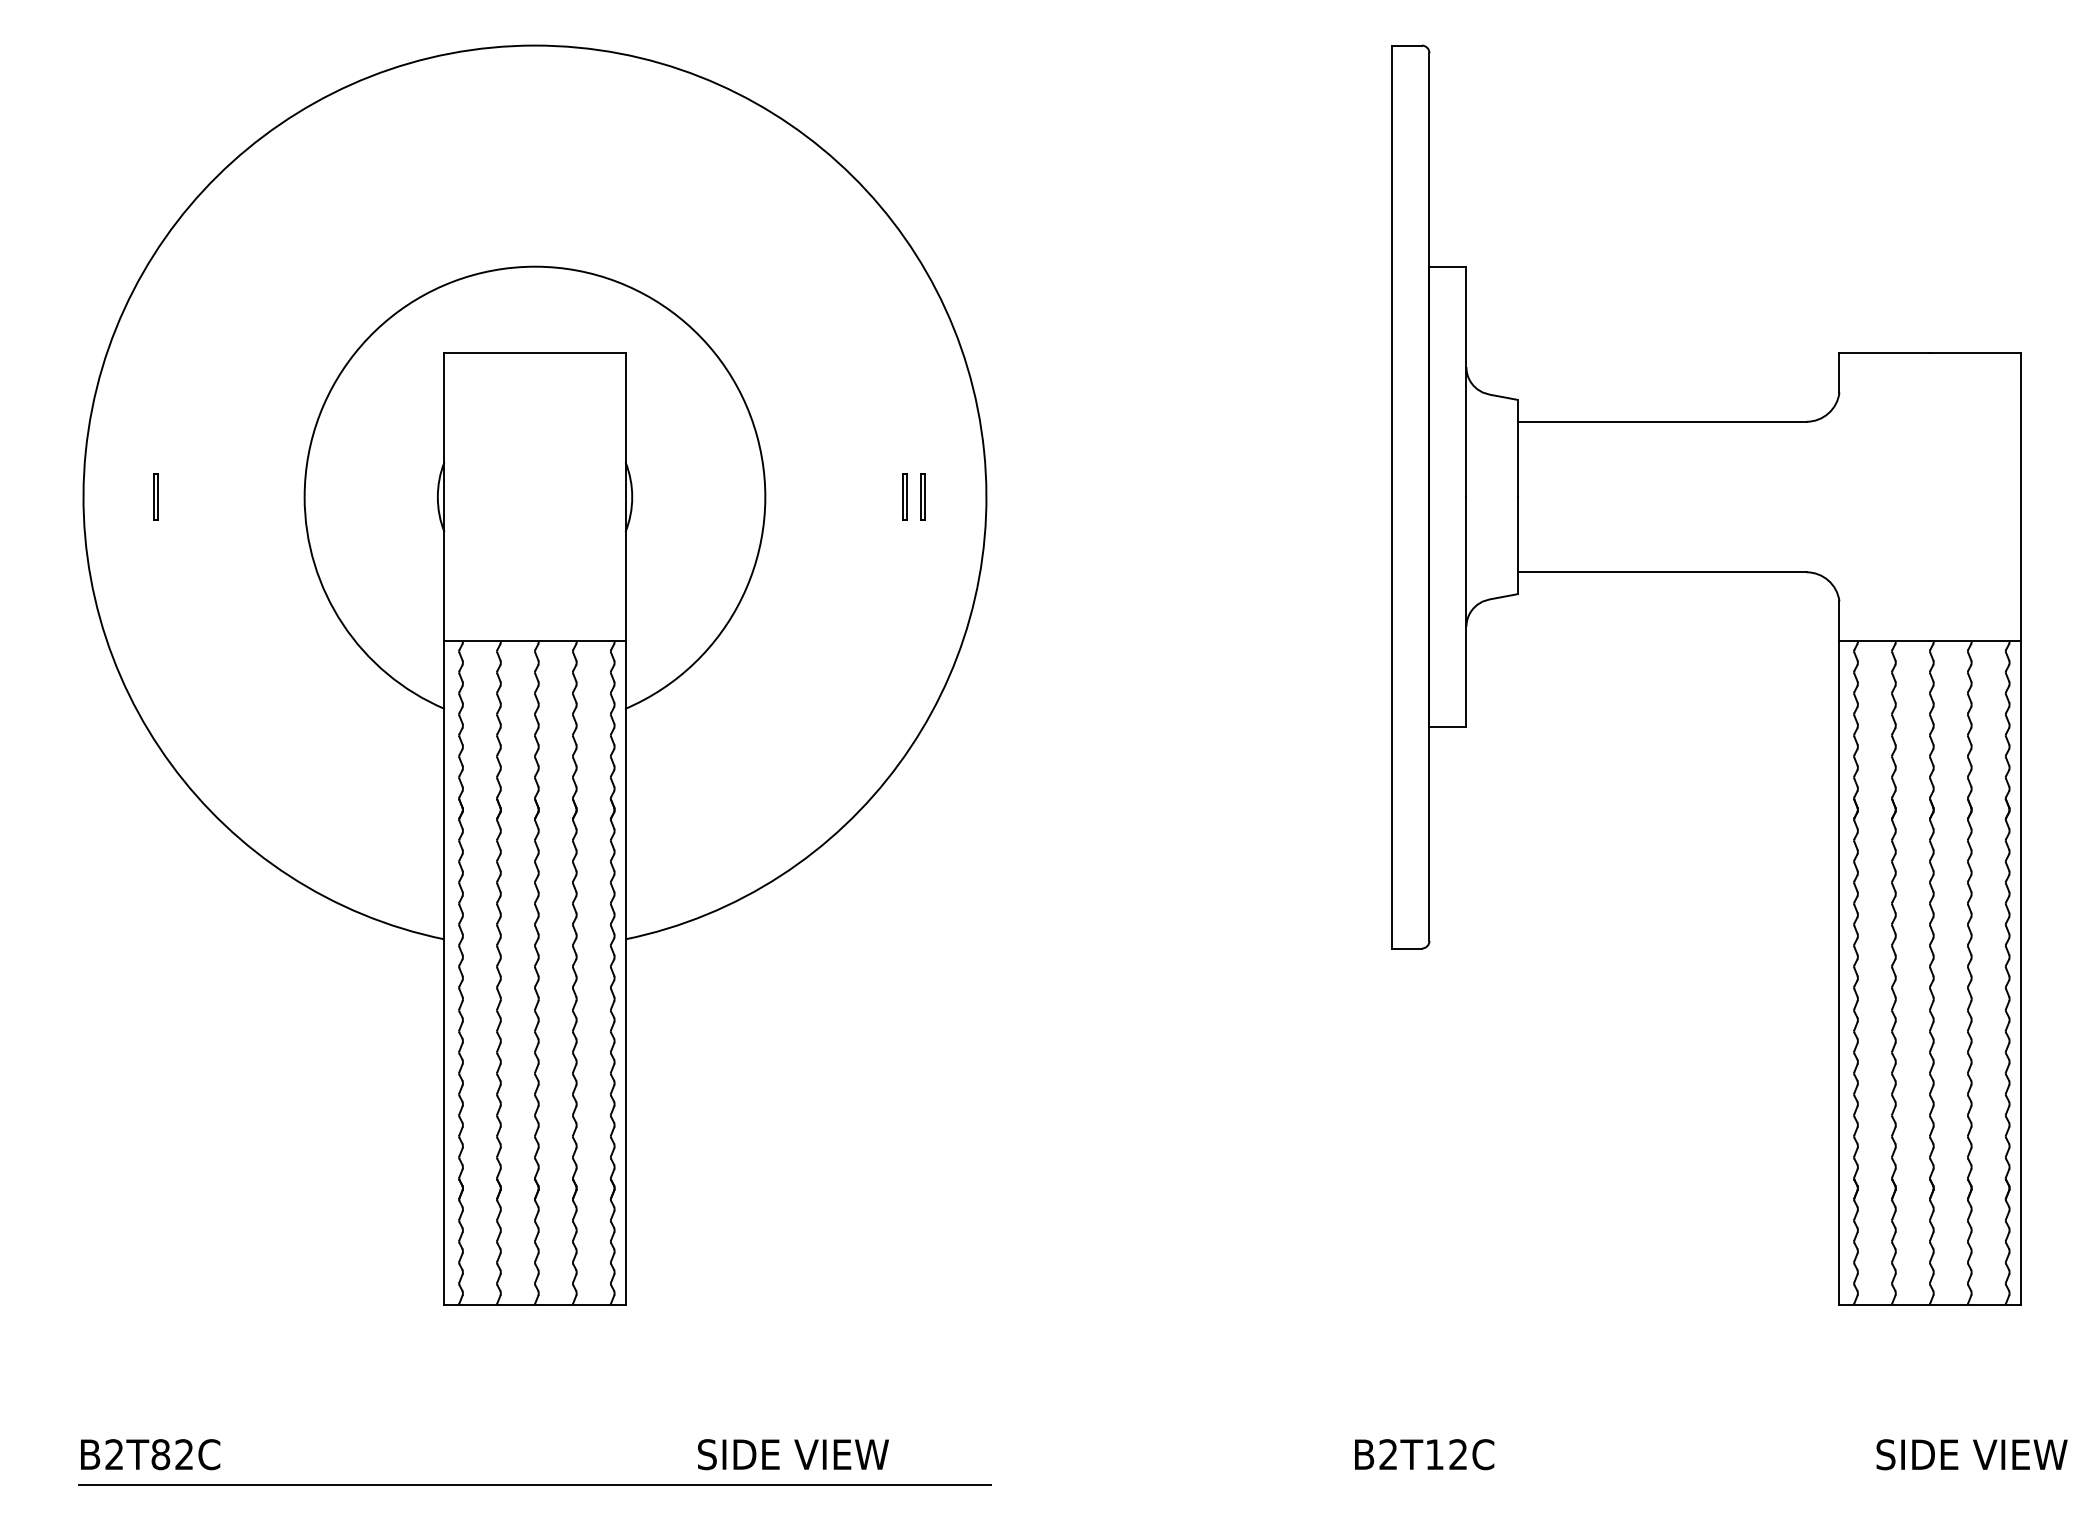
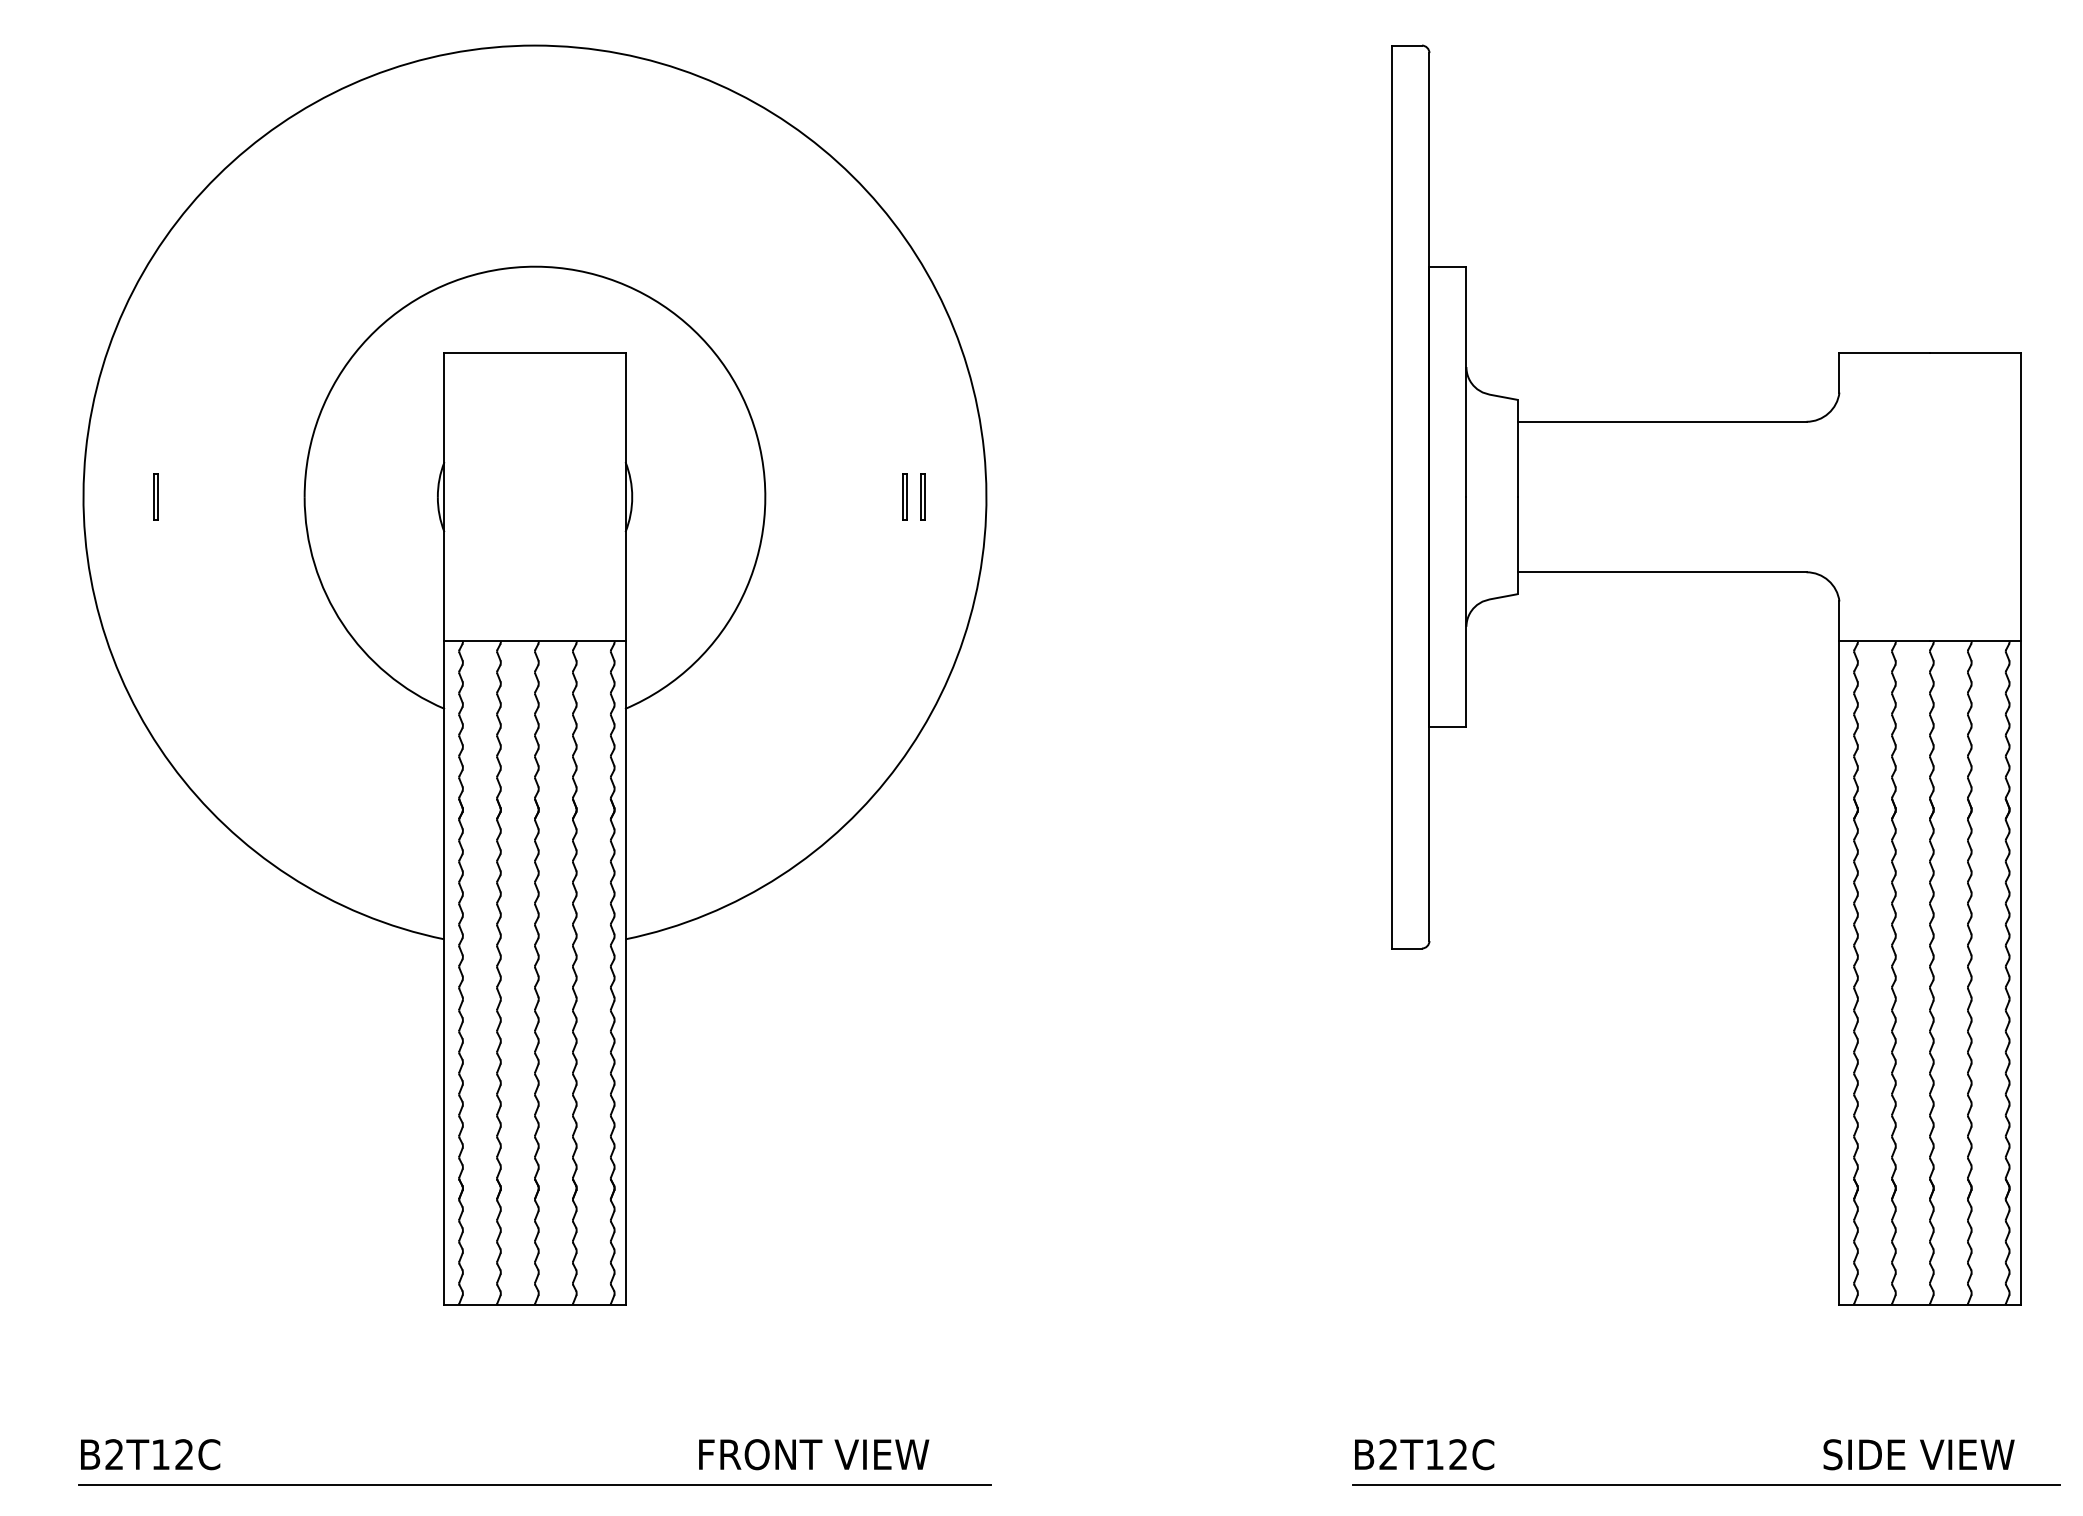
text: B2T82C -> B2T12C (160, 1454)
text: SIDE VIEW -> FRONT VIEW (813, 1454)
text position: (1971, 1454) -> (1918, 1454) (1918, 1454)
line: none -> present (1705, 1485)
